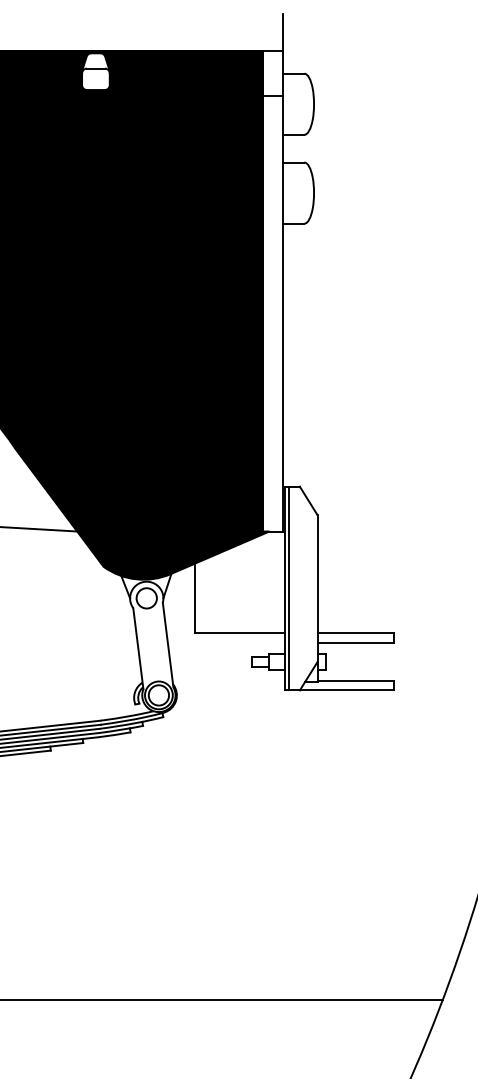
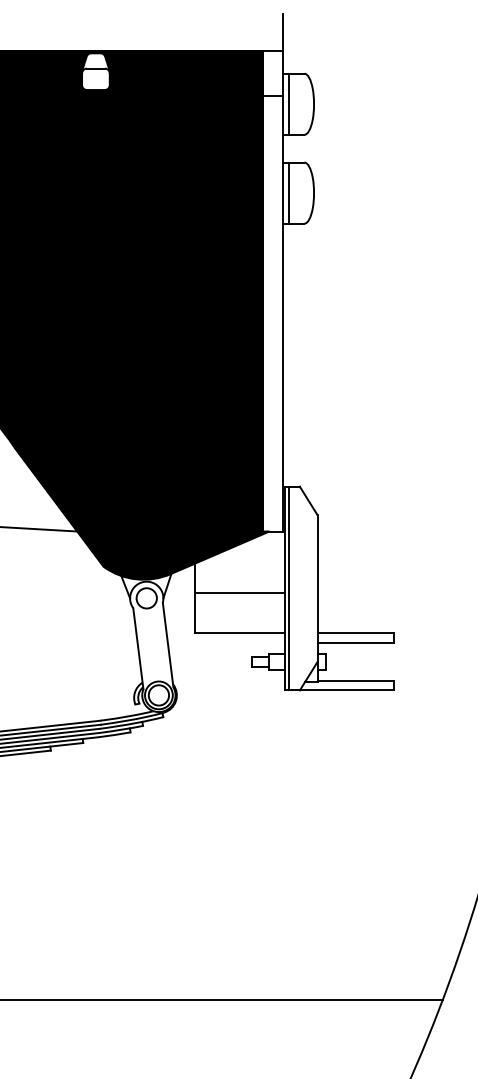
line: none -> present (288, 103)
line: none -> present (288, 192)
line: none -> present (240, 592)
